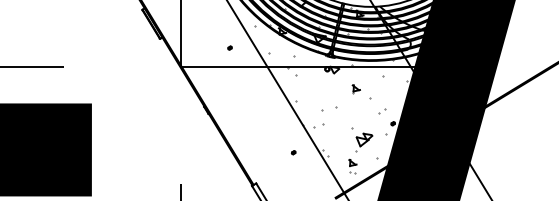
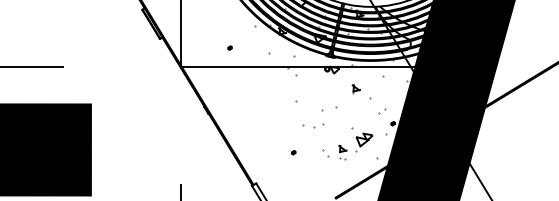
line: present -> none (287, 99)
part position: (352, 166) -> (342, 152) (342, 152)
